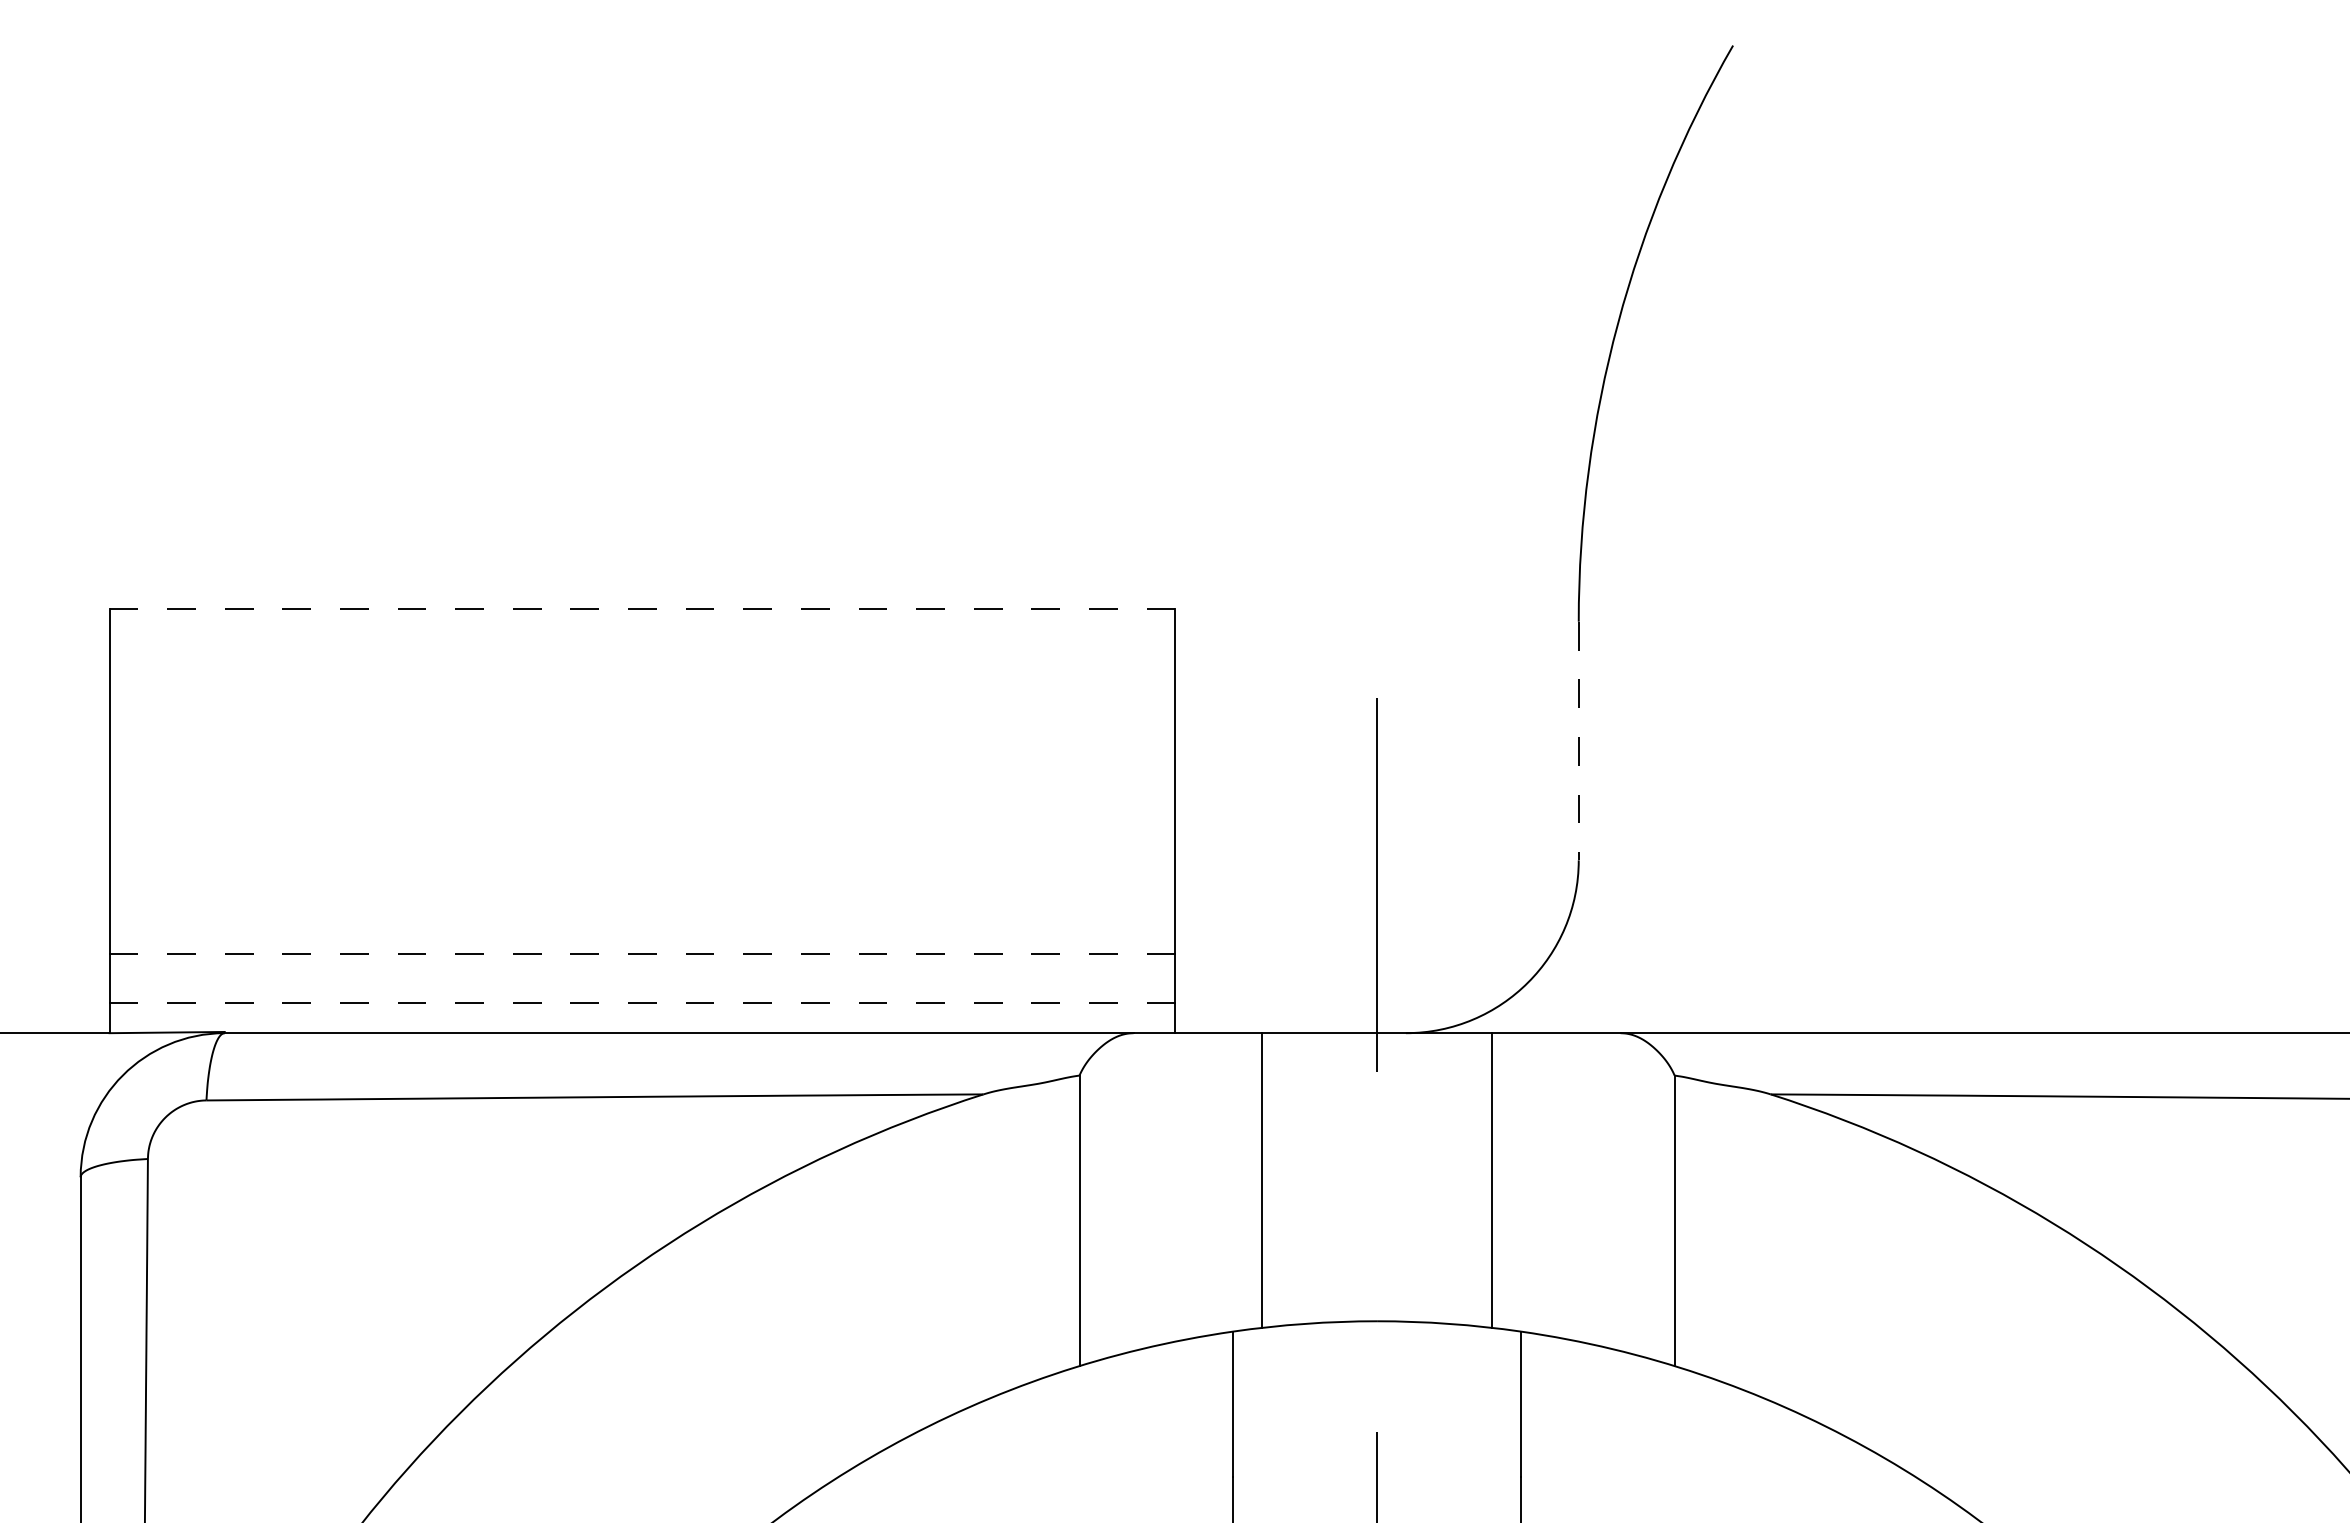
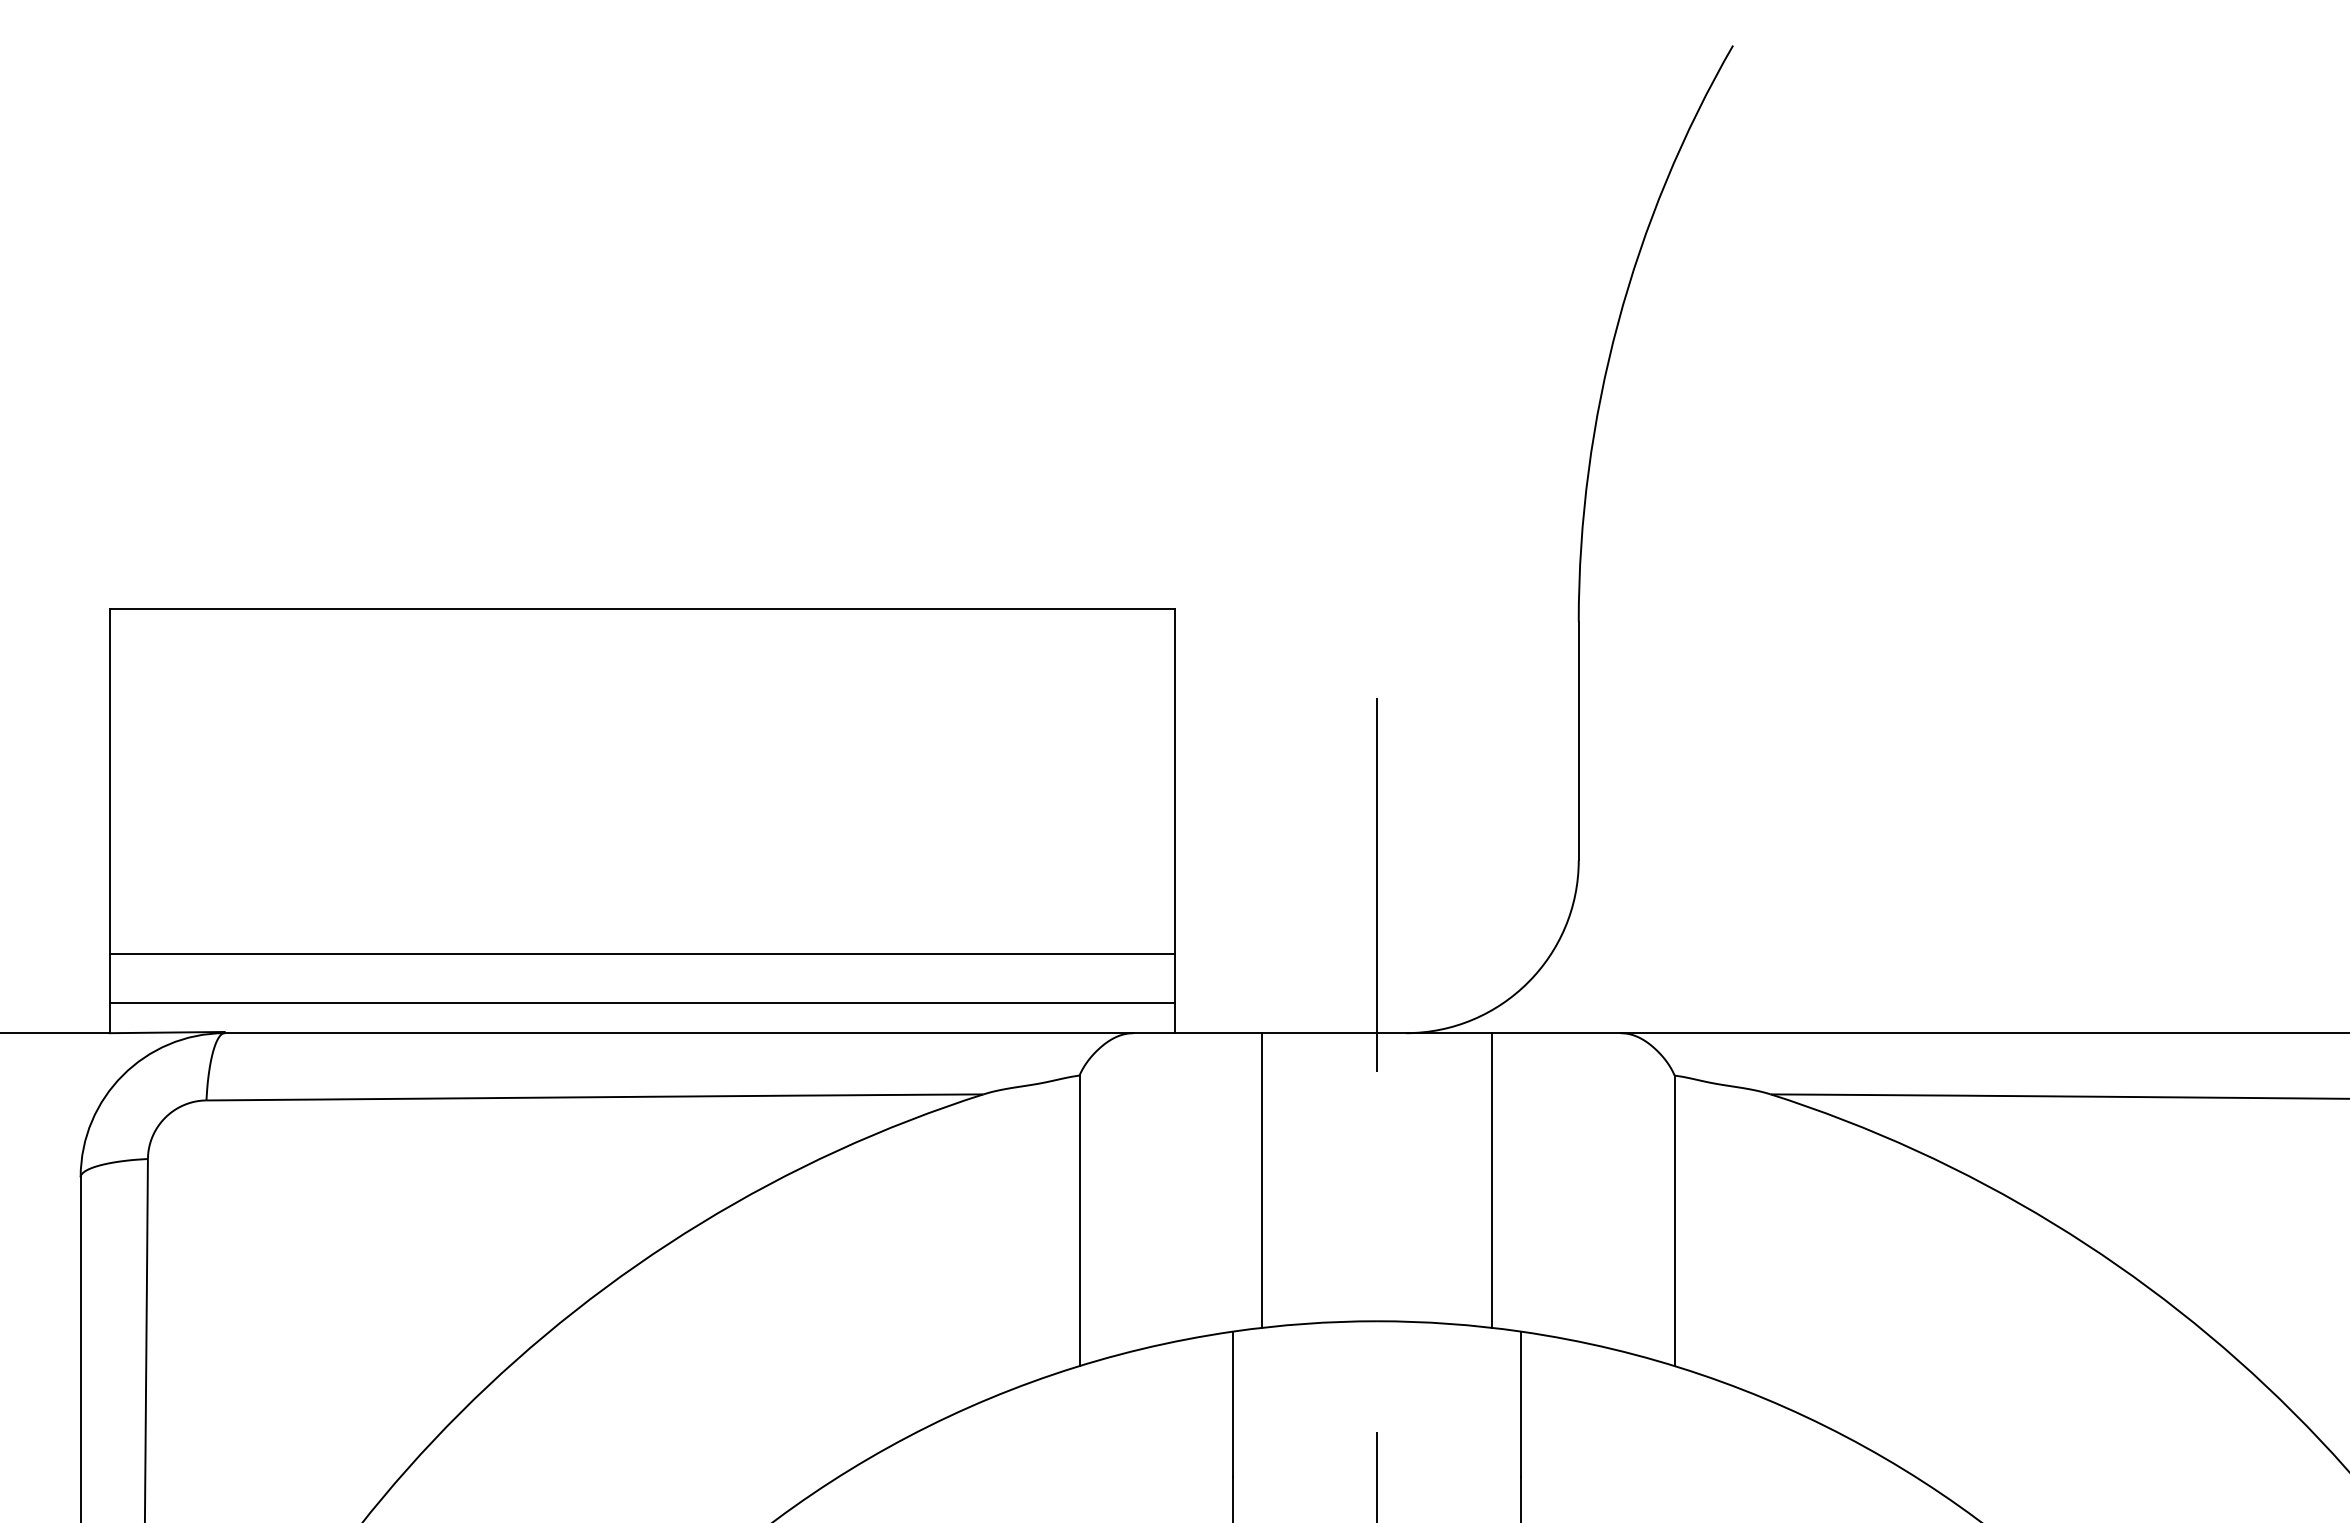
line: dashed -> solid (642, 608)
line: dashed -> solid (1578, 741)
line: dashed -> solid (642, 954)
line: dashed -> solid (642, 1003)
